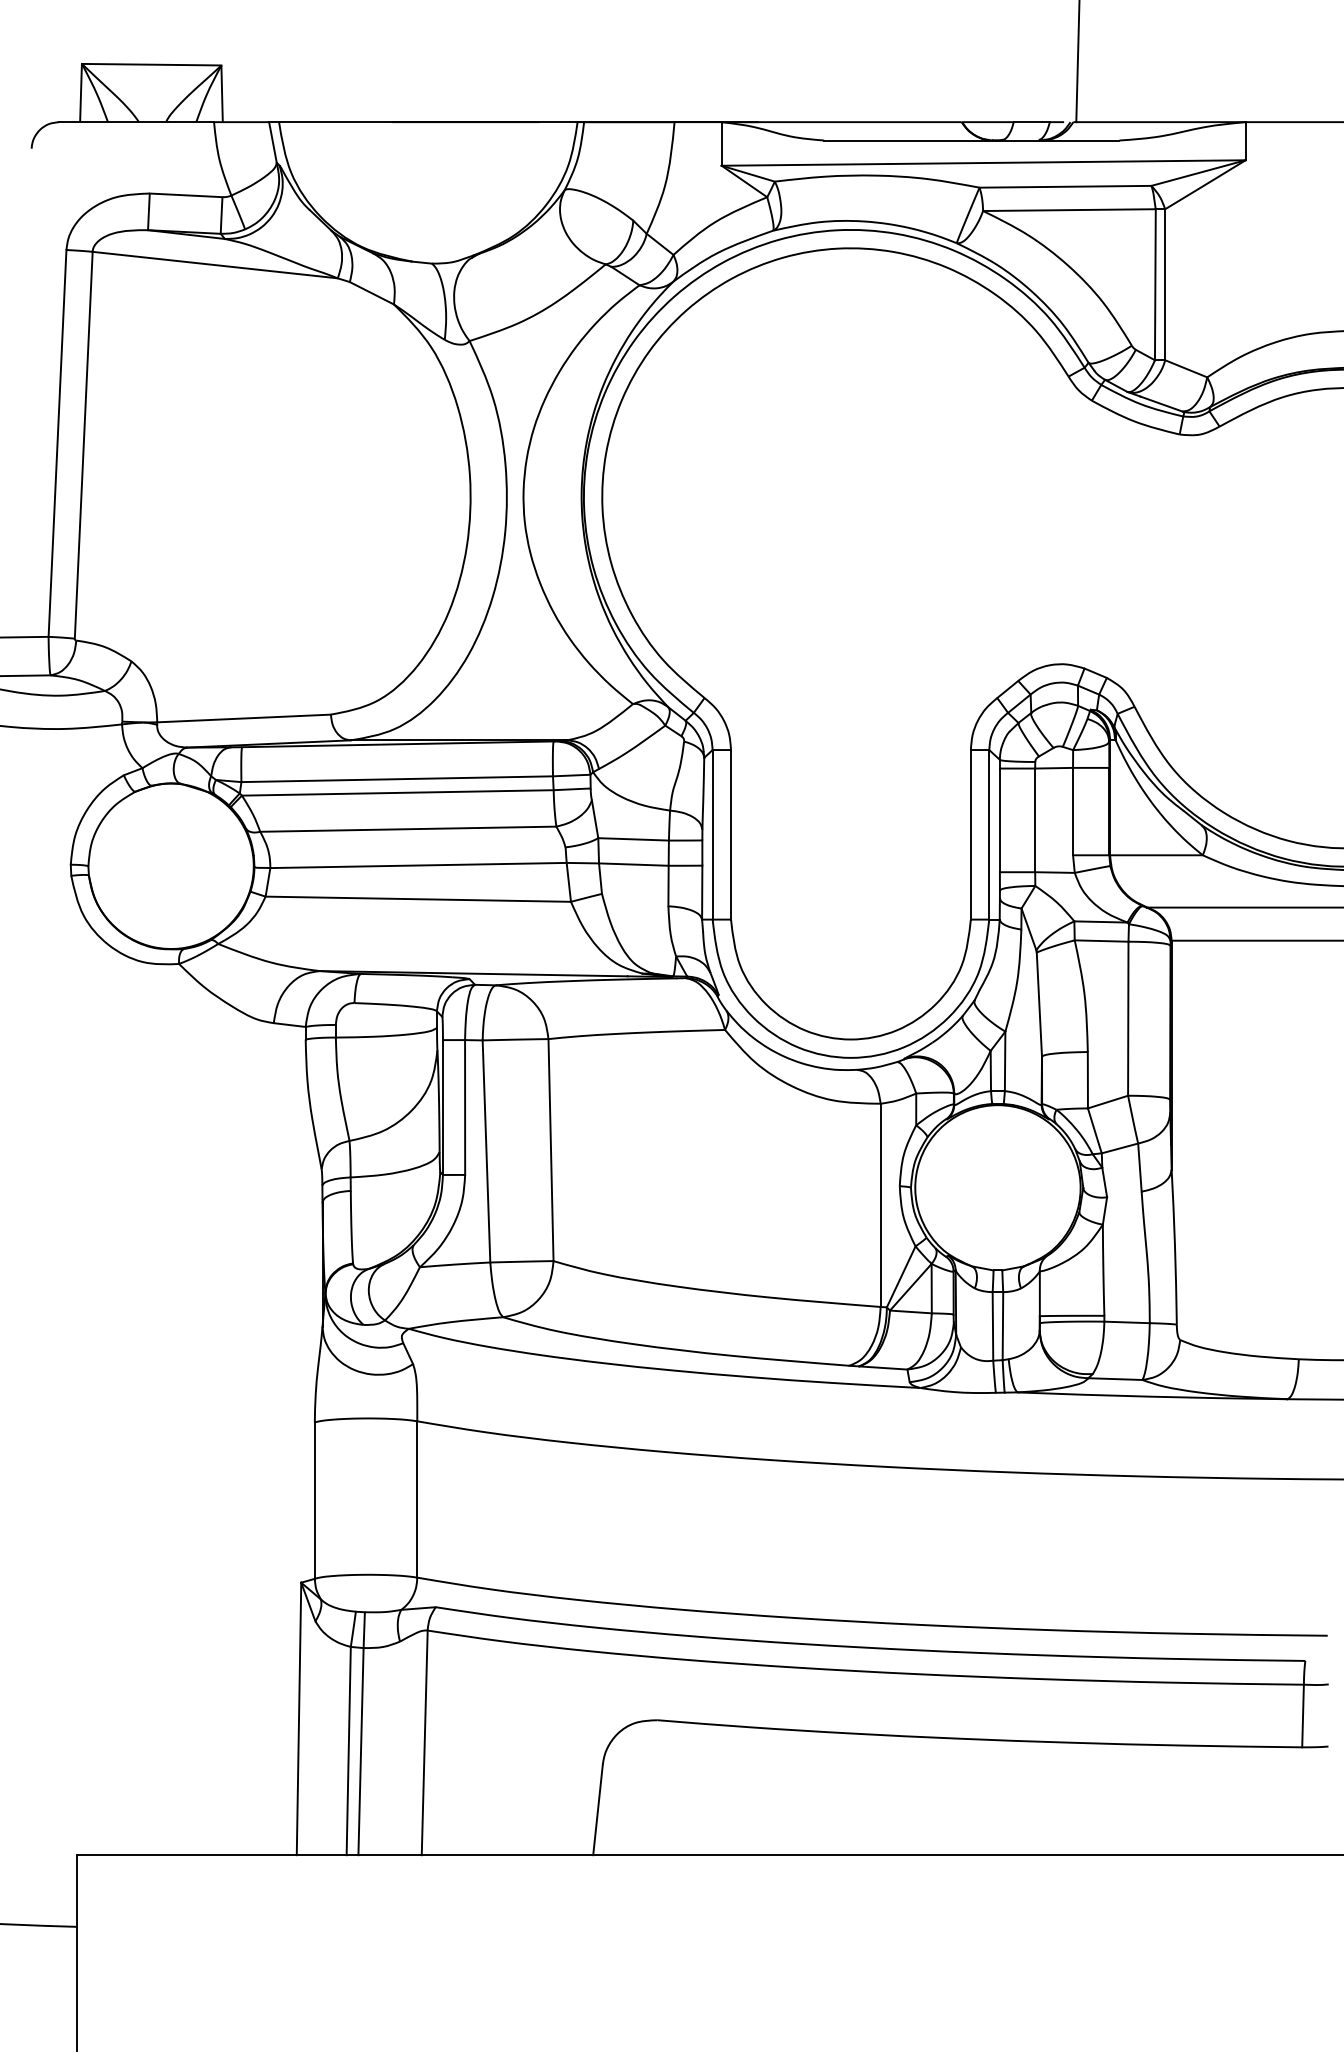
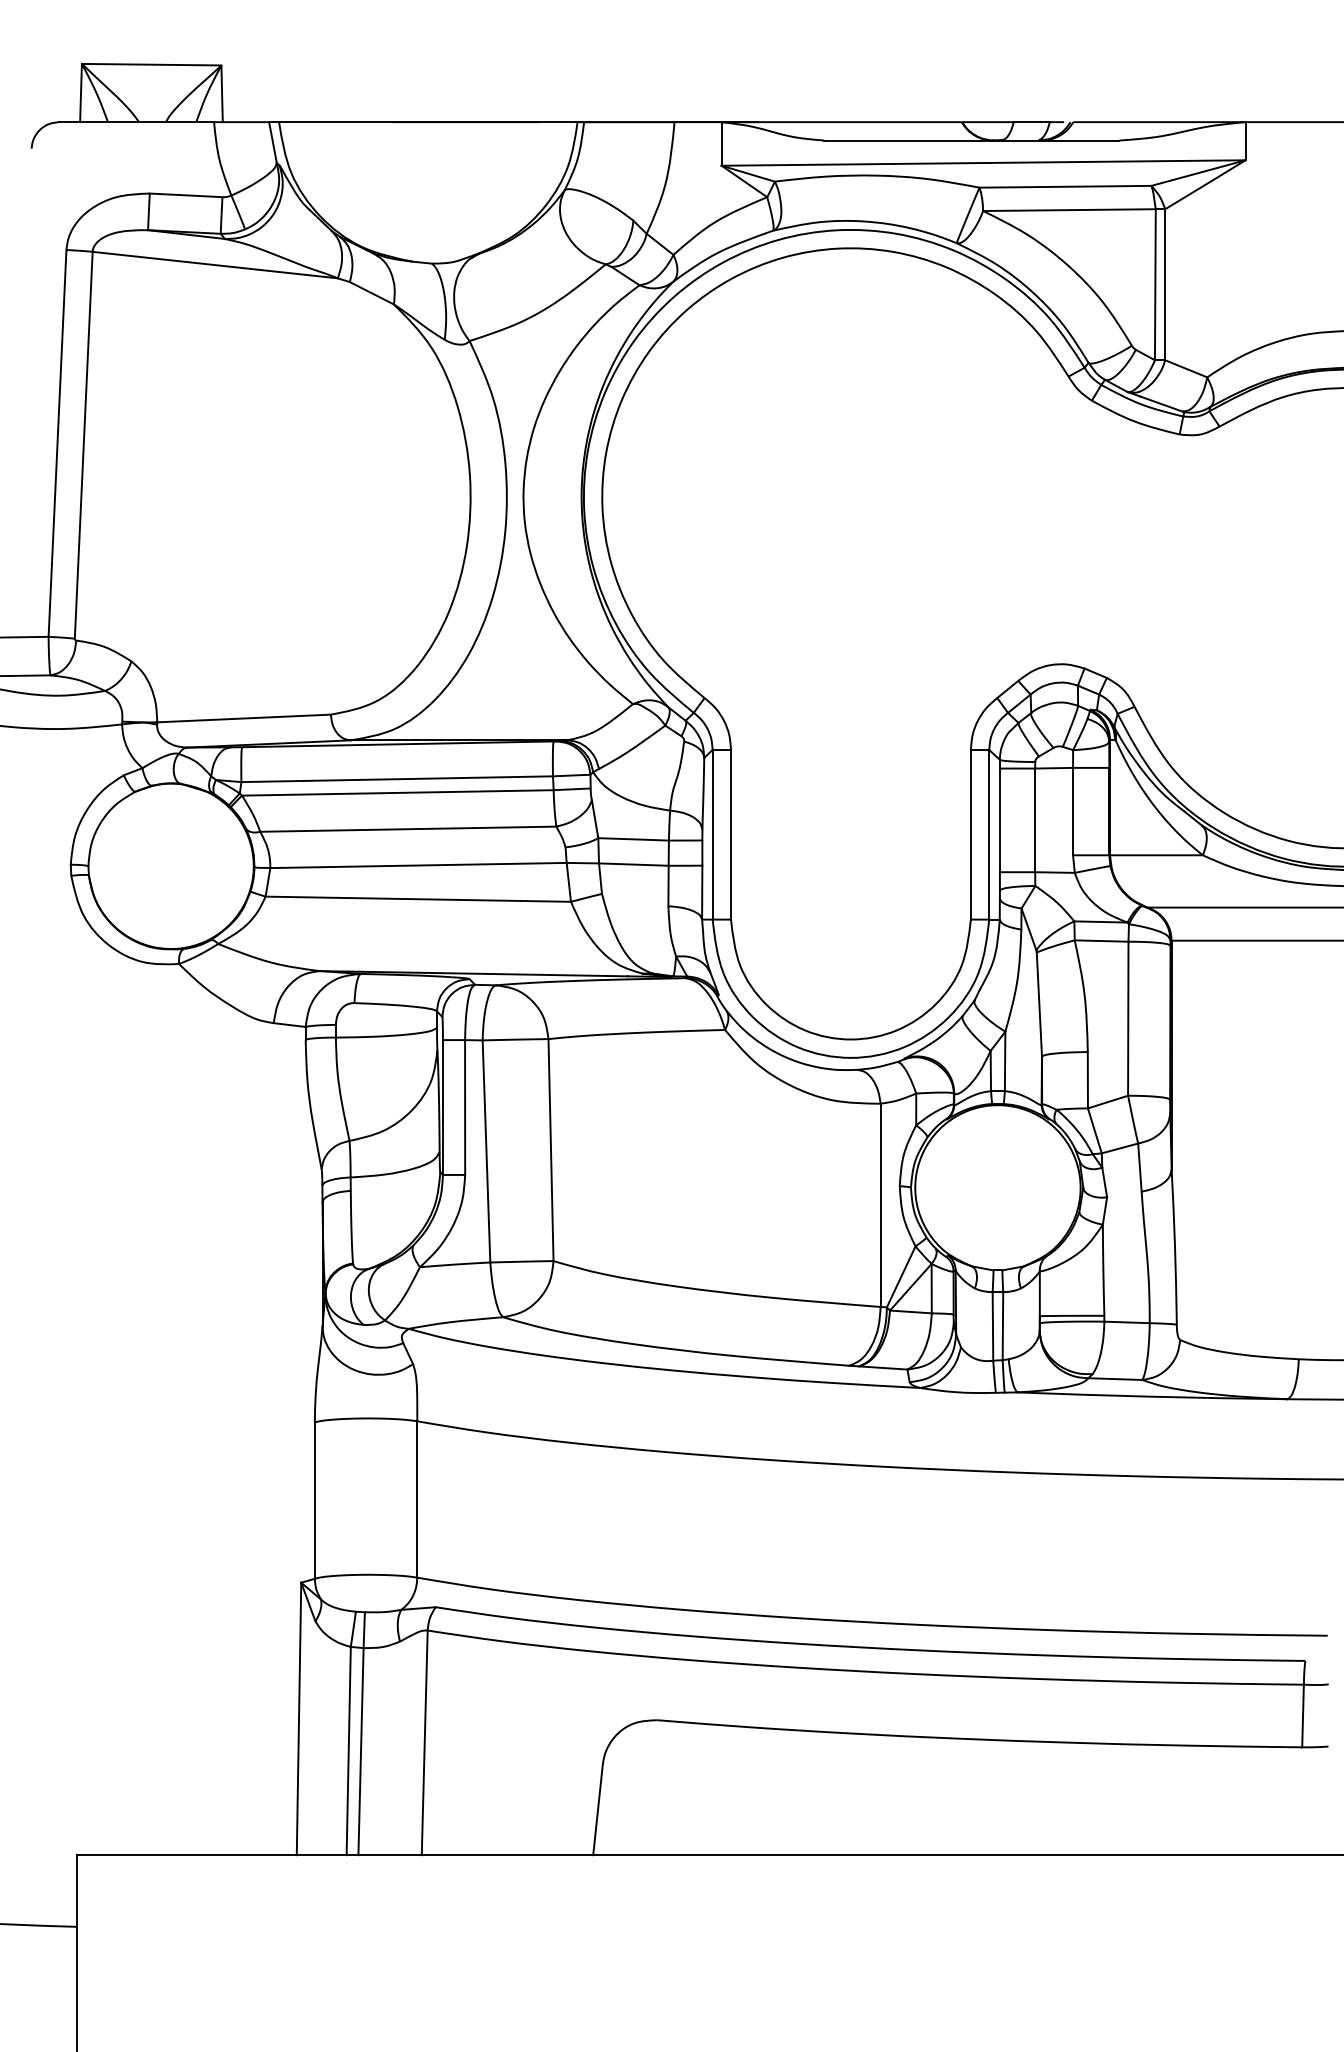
line: present -> none (1077, 62)
